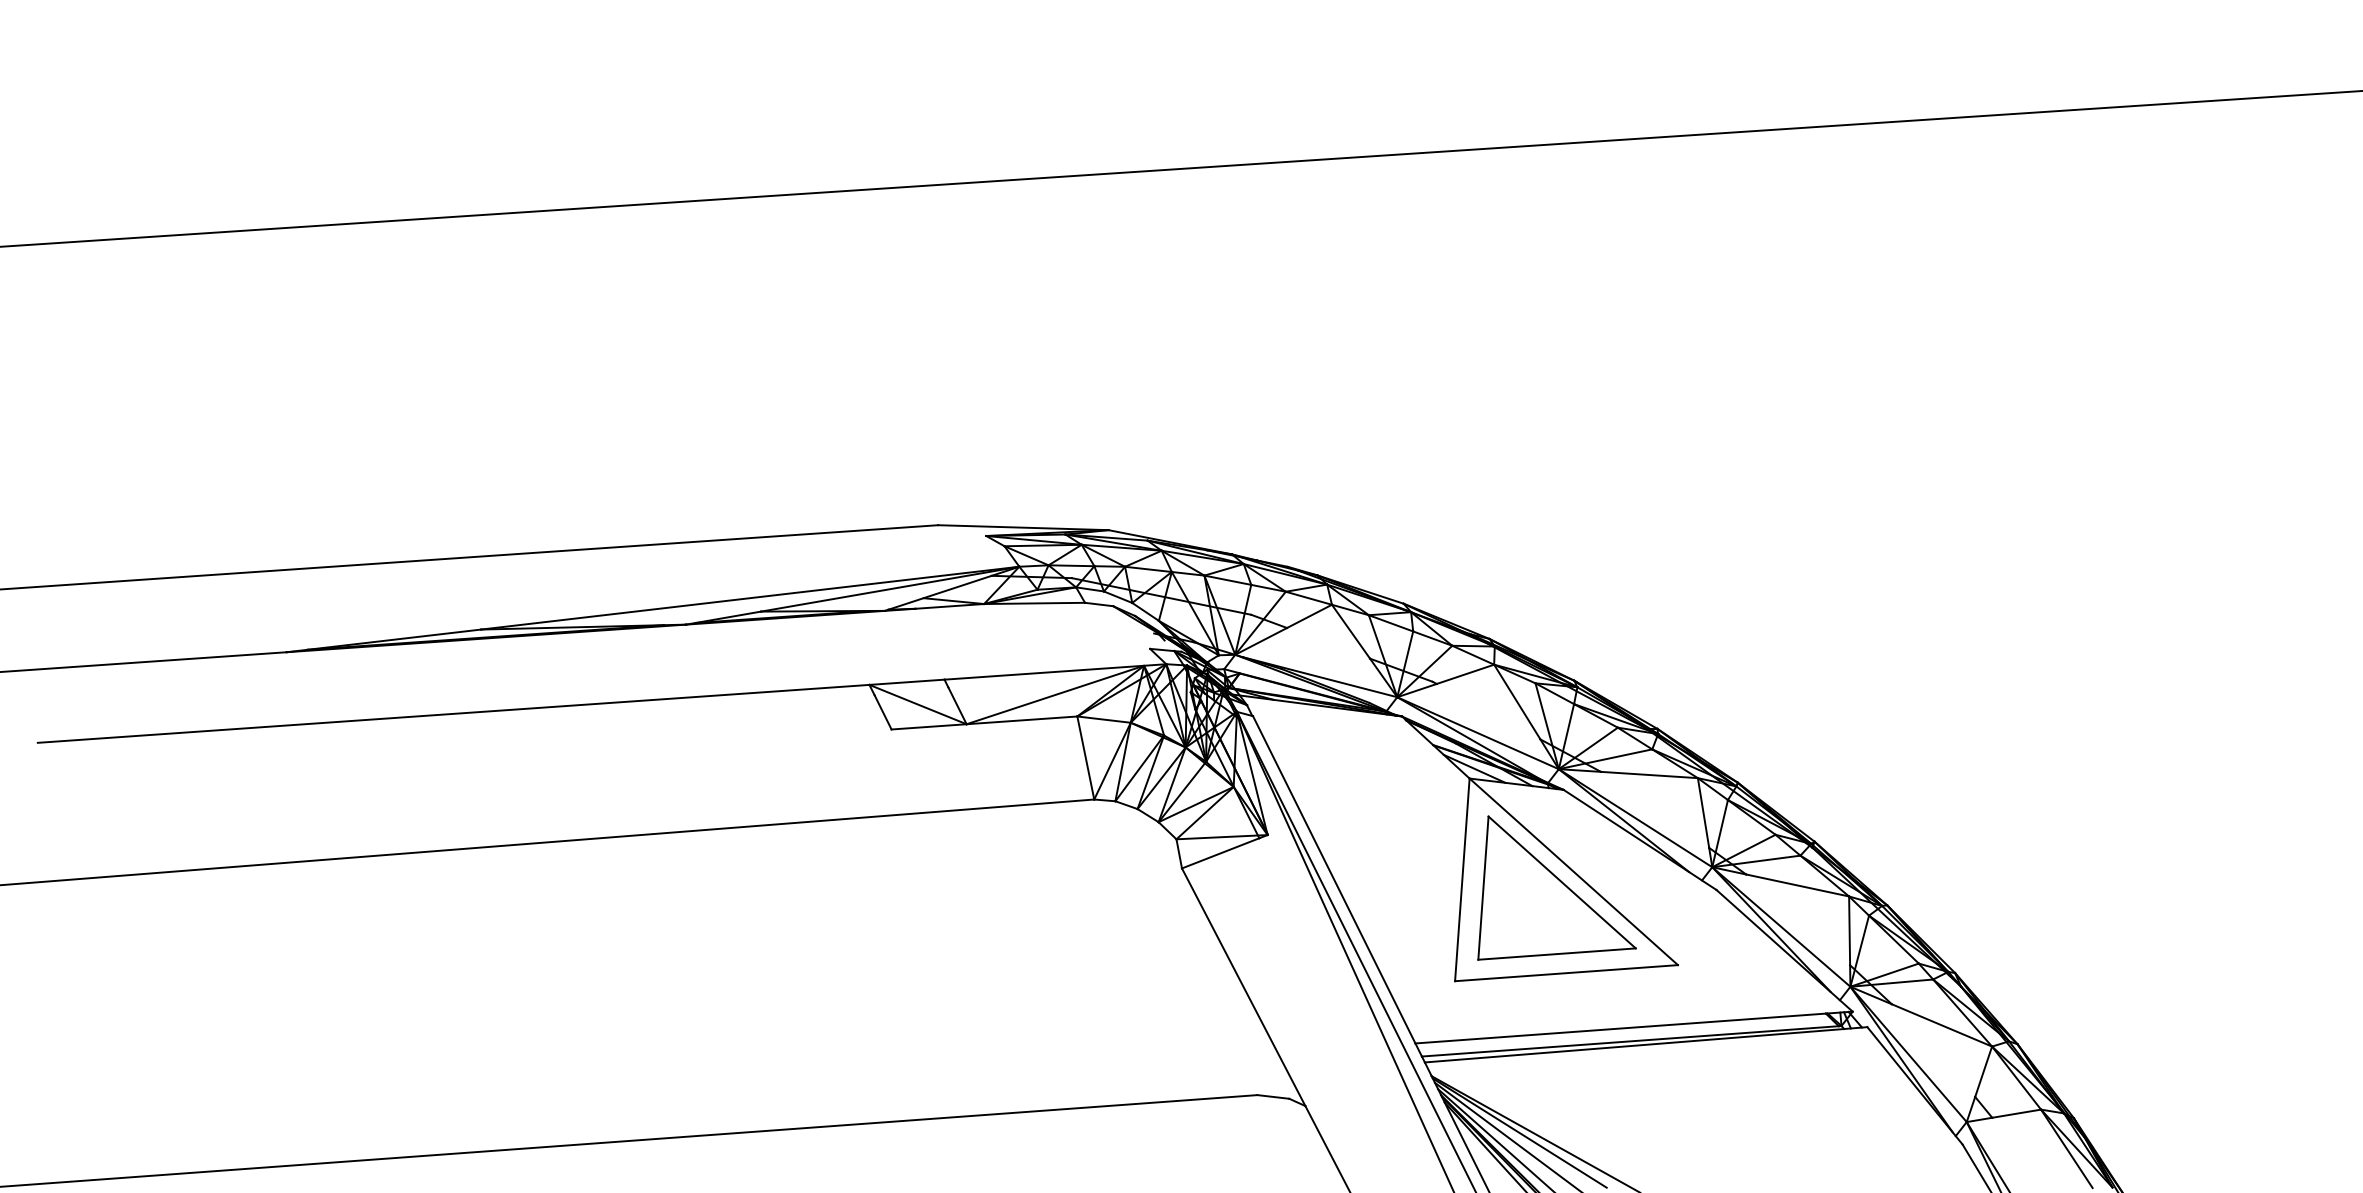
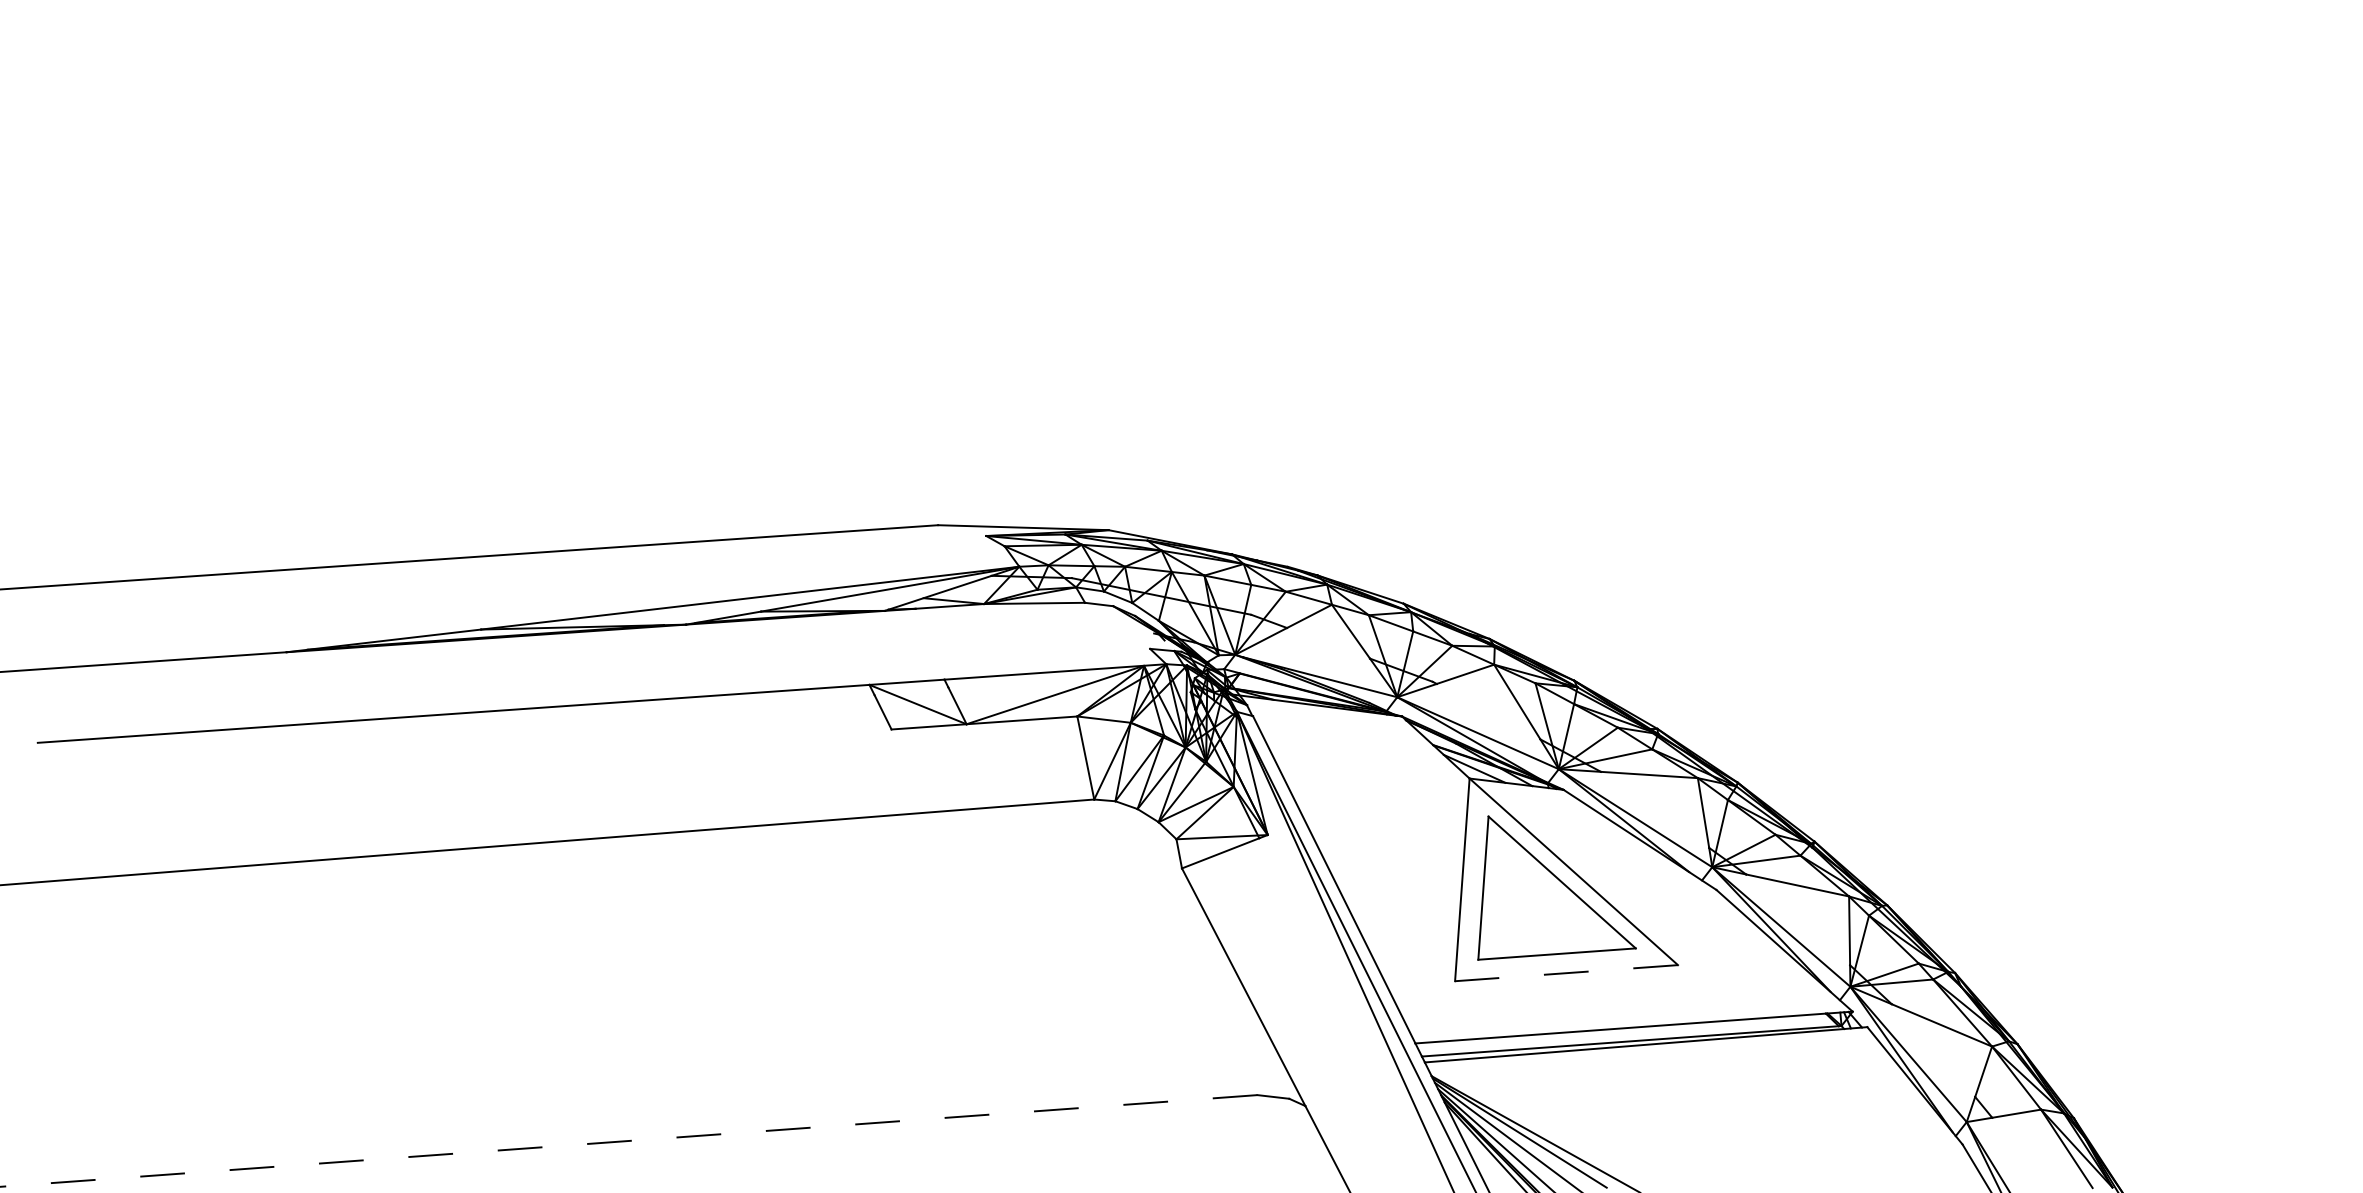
line: present -> none (1180, 168)
line: solid -> dashed (1566, 973)
line: solid -> dashed (628, 1141)
